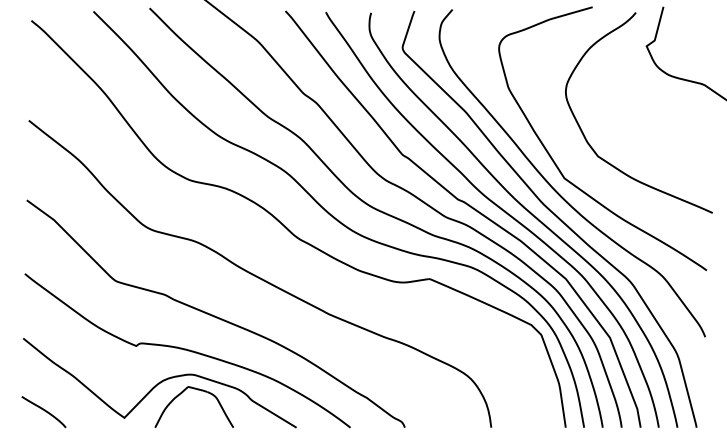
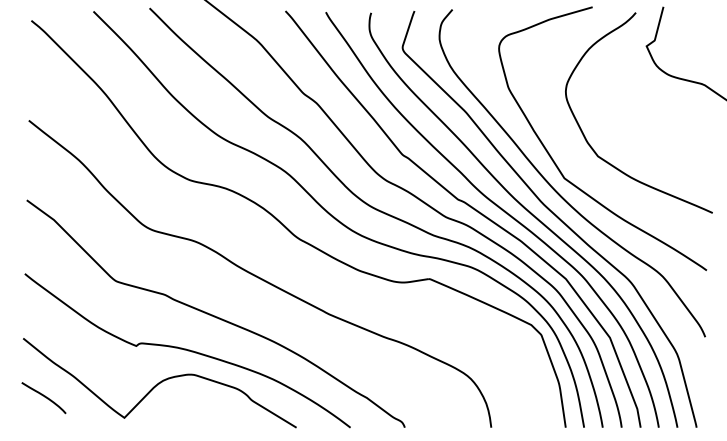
part: present -> none (197, 390)
curve position: (44, 411) -> (44, 397) (44, 397)
